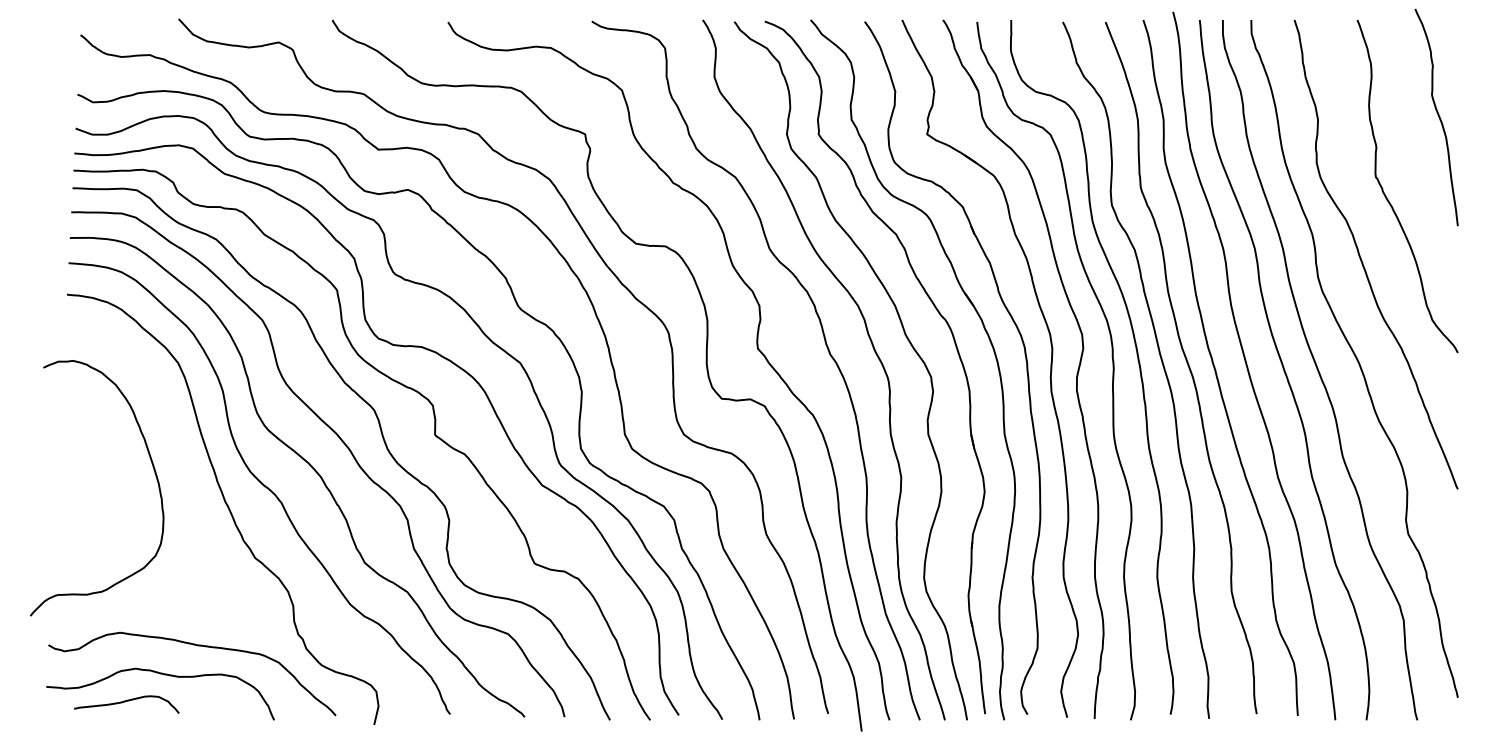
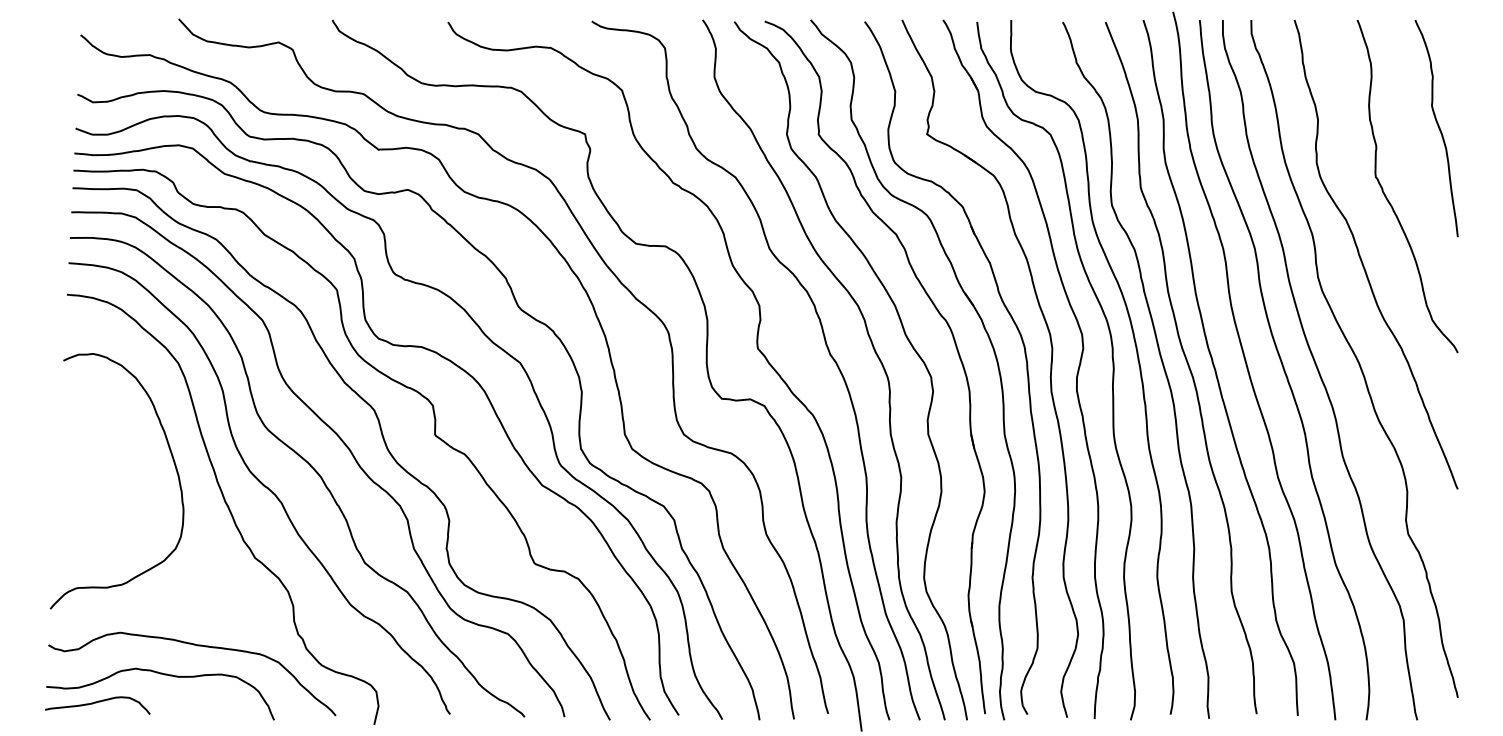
curve position: (1438, 117) -> (1438, 128) (1438, 128)
curve position: (153, 470) -> (173, 463) (173, 463)
curve position: (125, 702) -> (96, 703) (96, 703)
